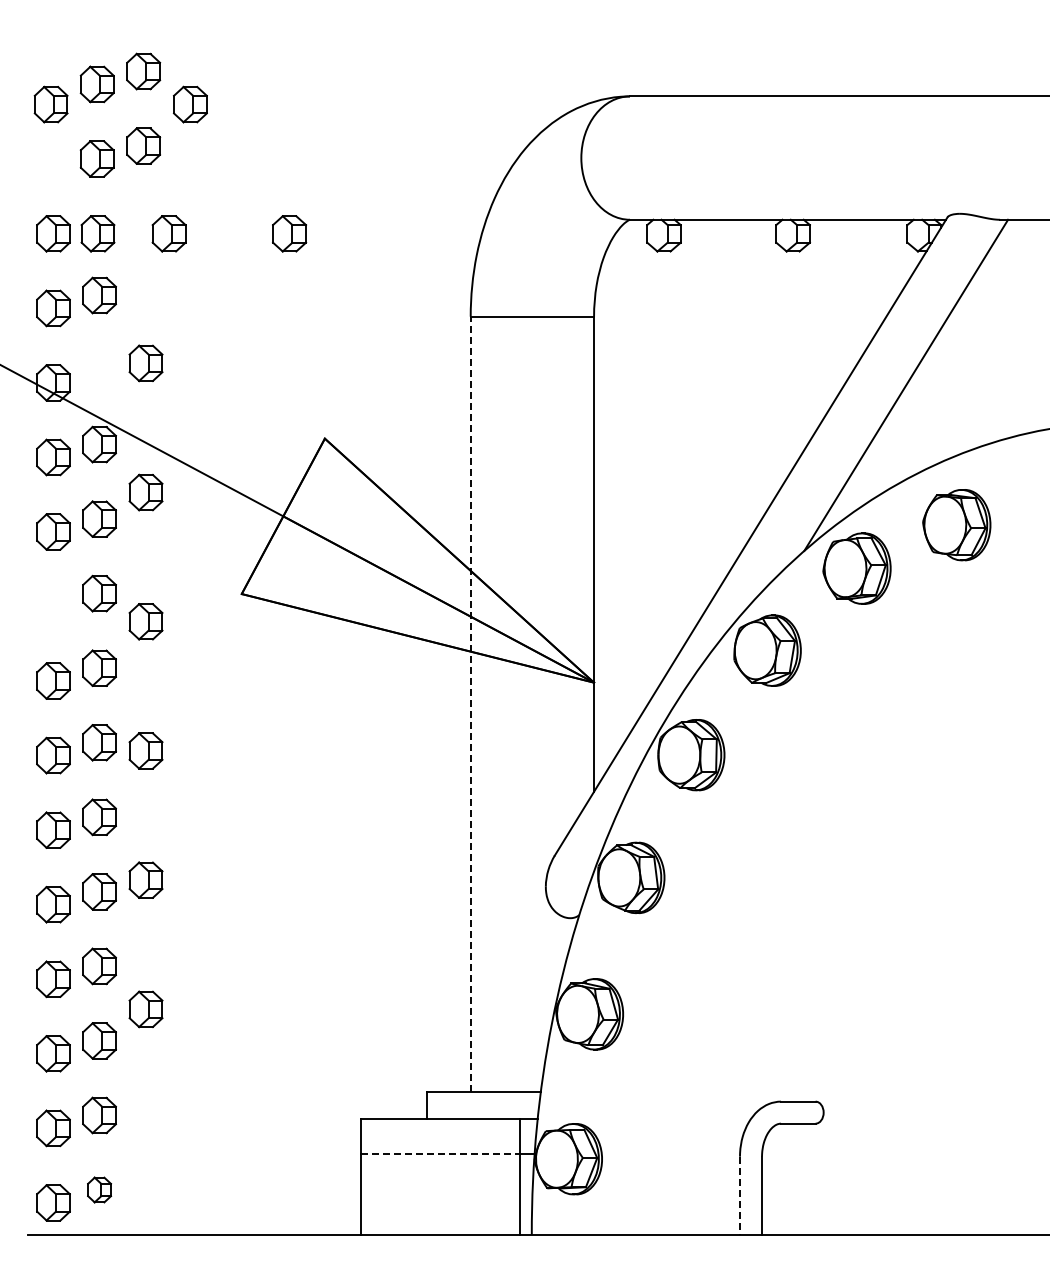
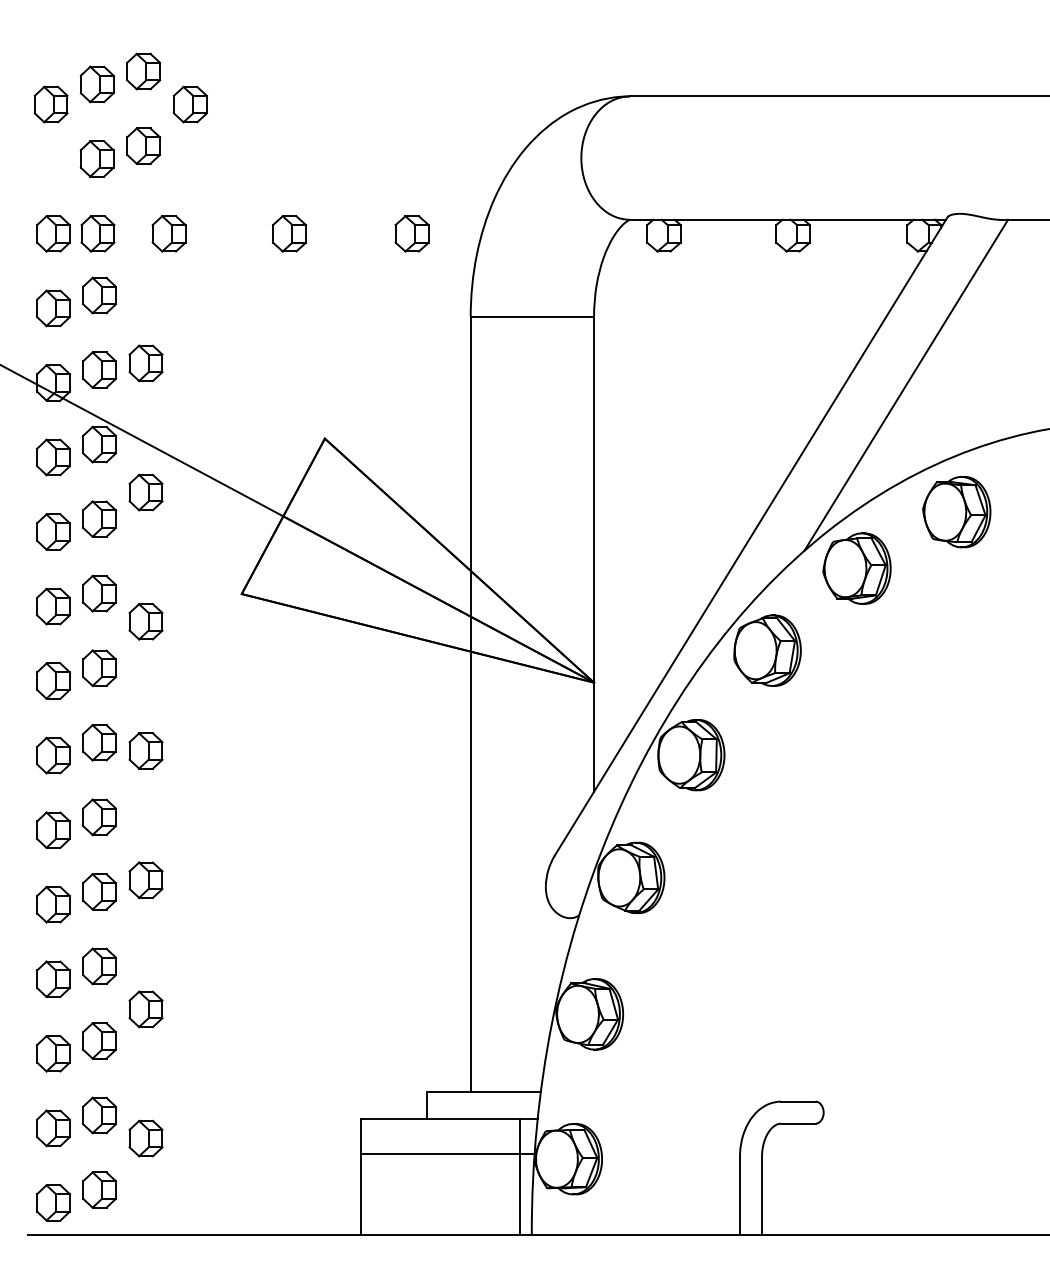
part: none -> present (411, 233)
part: none -> present (99, 369)
part position: (956, 525) -> (956, 512) (956, 512)
part: none -> present (53, 606)
line: dashed -> solid (470, 704)
part: none -> present (145, 1138)
line: dashed -> solid (440, 1153)
part size: 26x28 px -> 35x38 px (99, 1189)
line: dashed -> solid (740, 1196)
